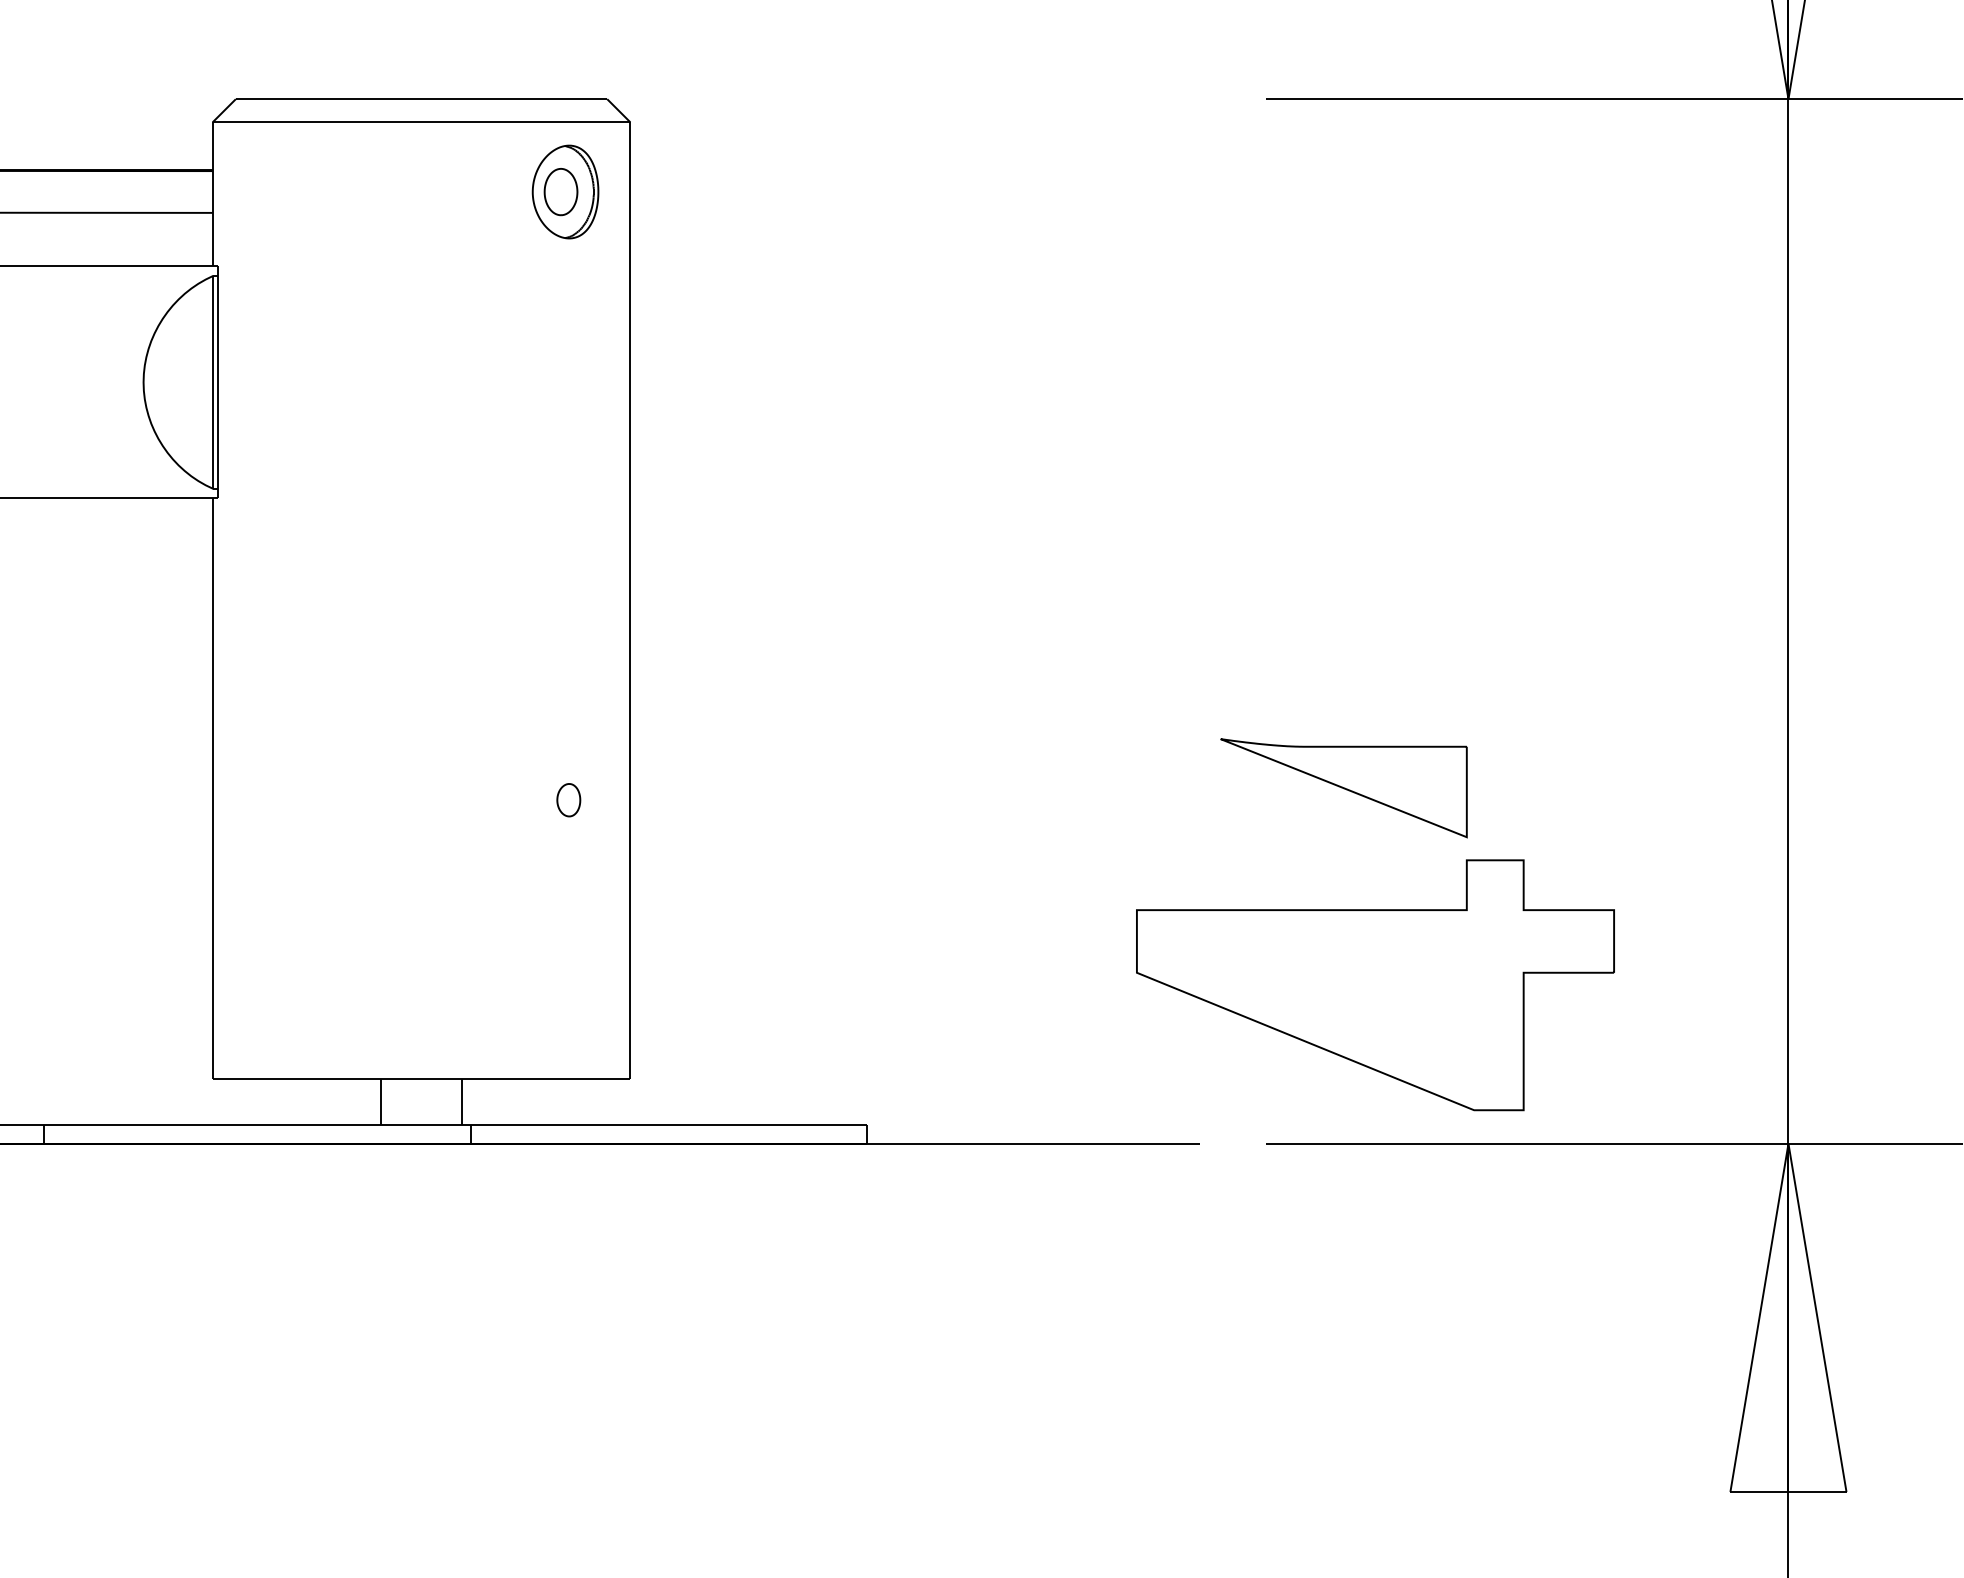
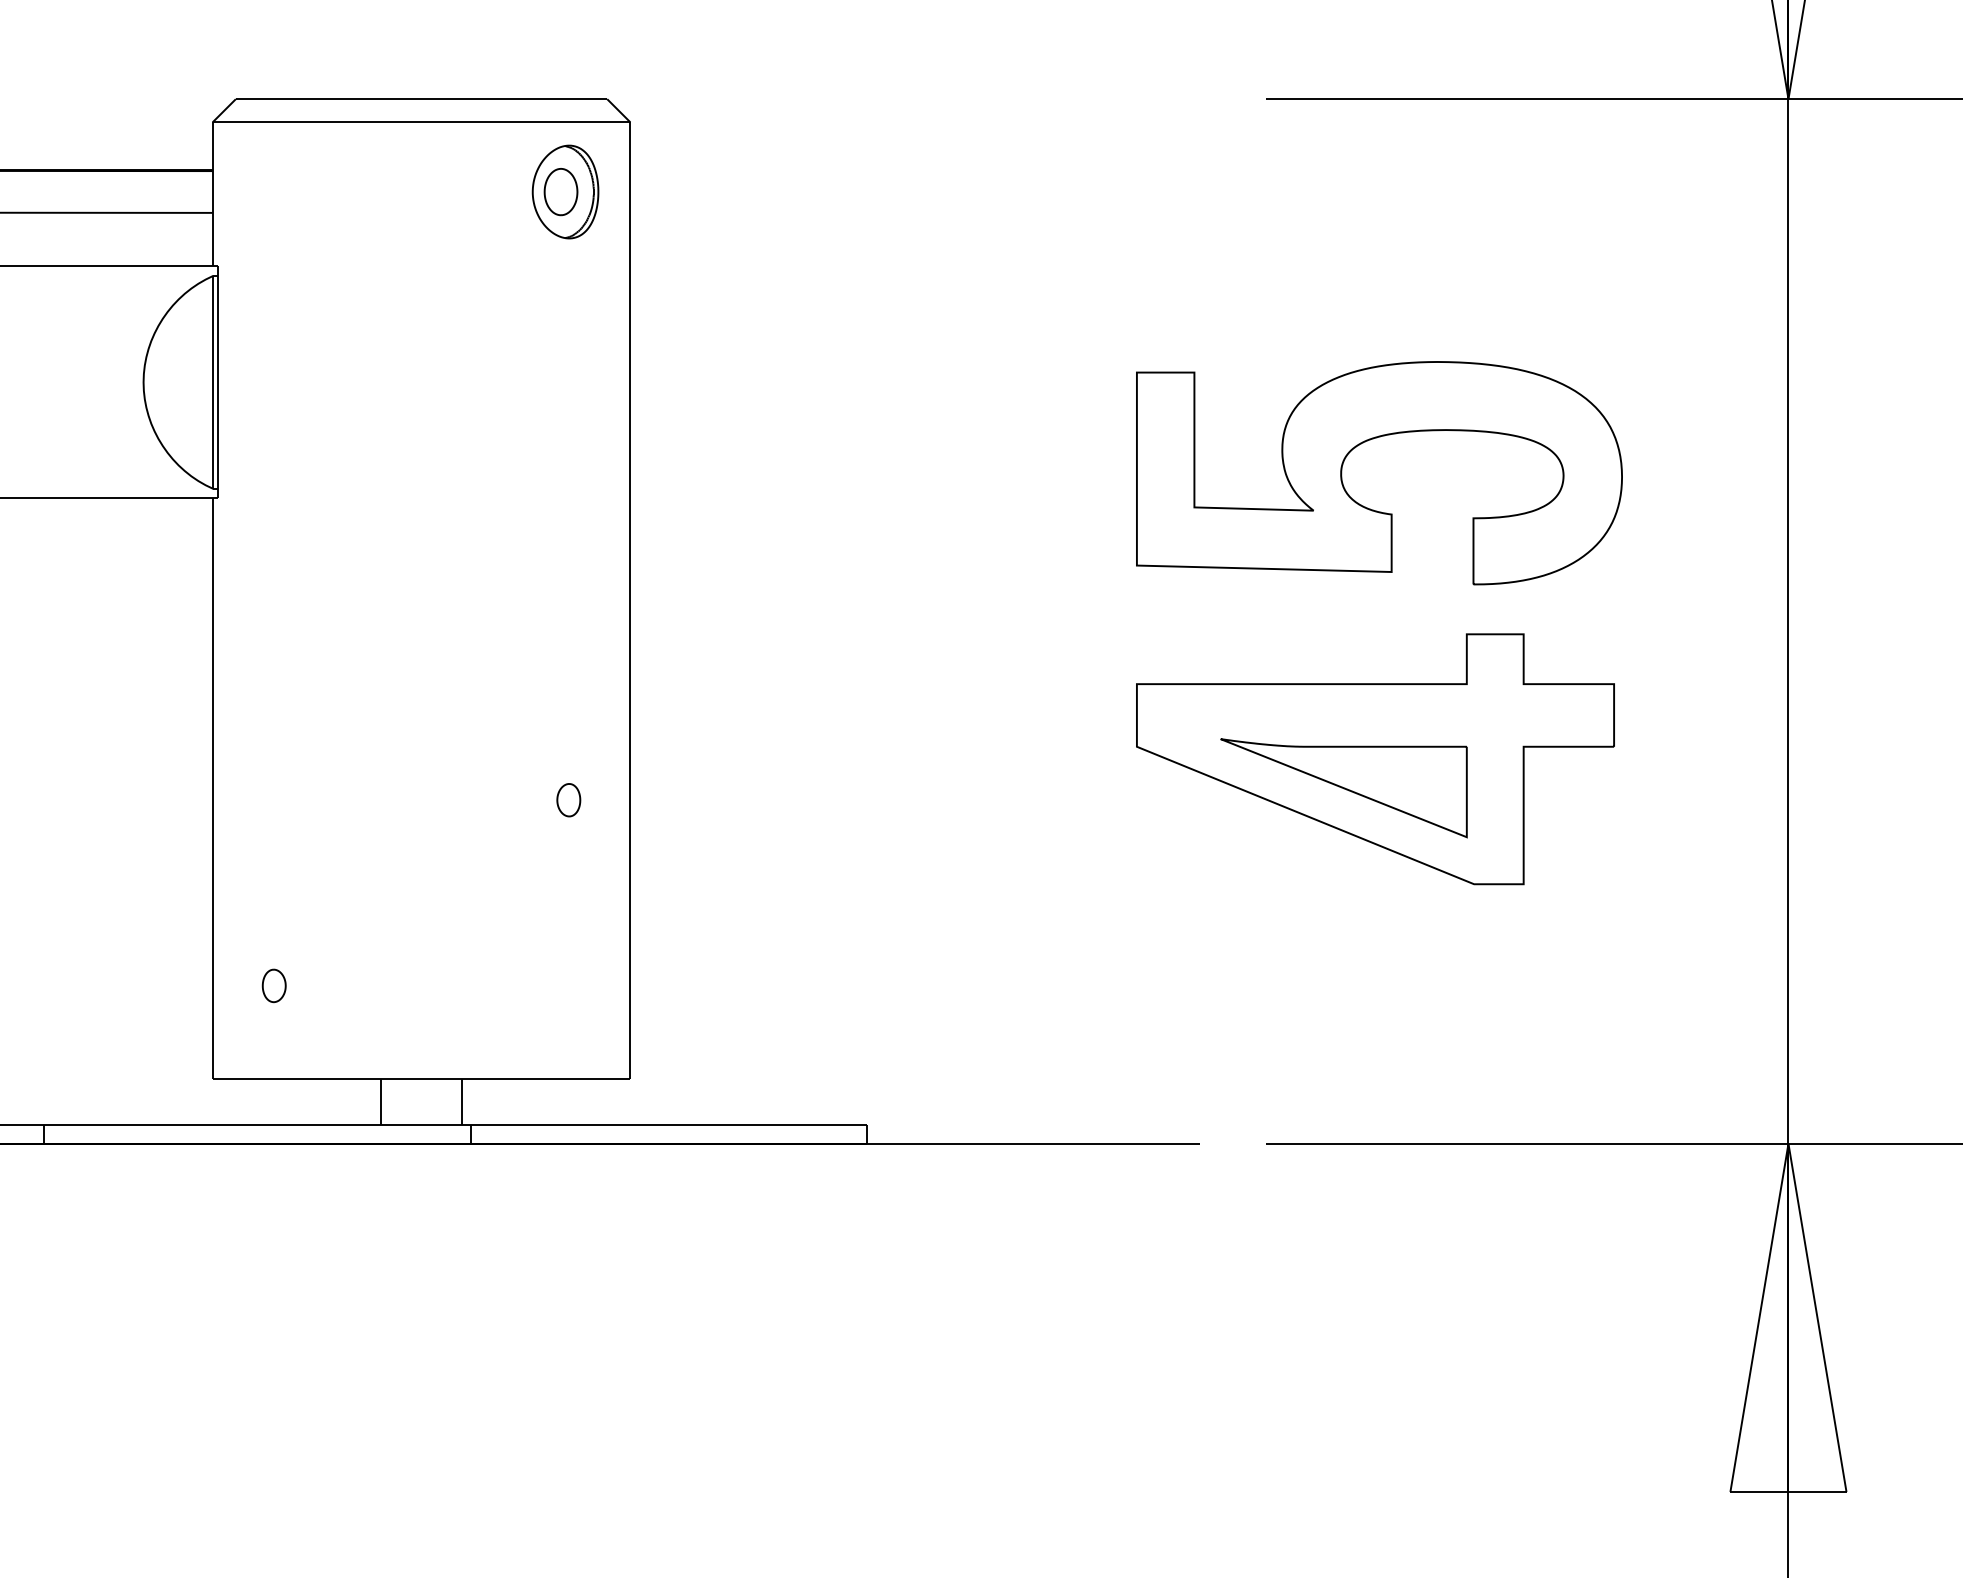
part: none -> present (1363, 443)
part: none -> present (273, 985)
part position: (1375, 985) -> (1375, 759) (1375, 759)
